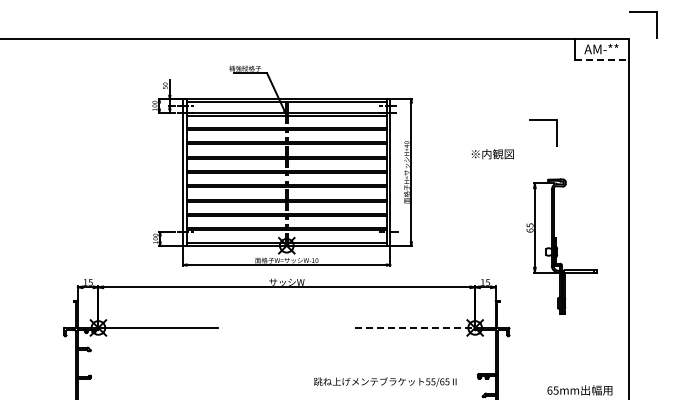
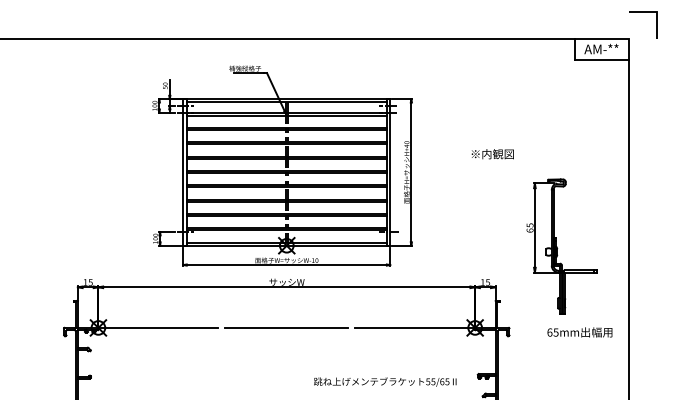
line: dashed -> solid (602, 59)
line: present -> none (543, 120)
line: none -> present (286, 327)
line: dashed -> solid (415, 327)
text position: (579, 390) -> (579, 332) (579, 332)
